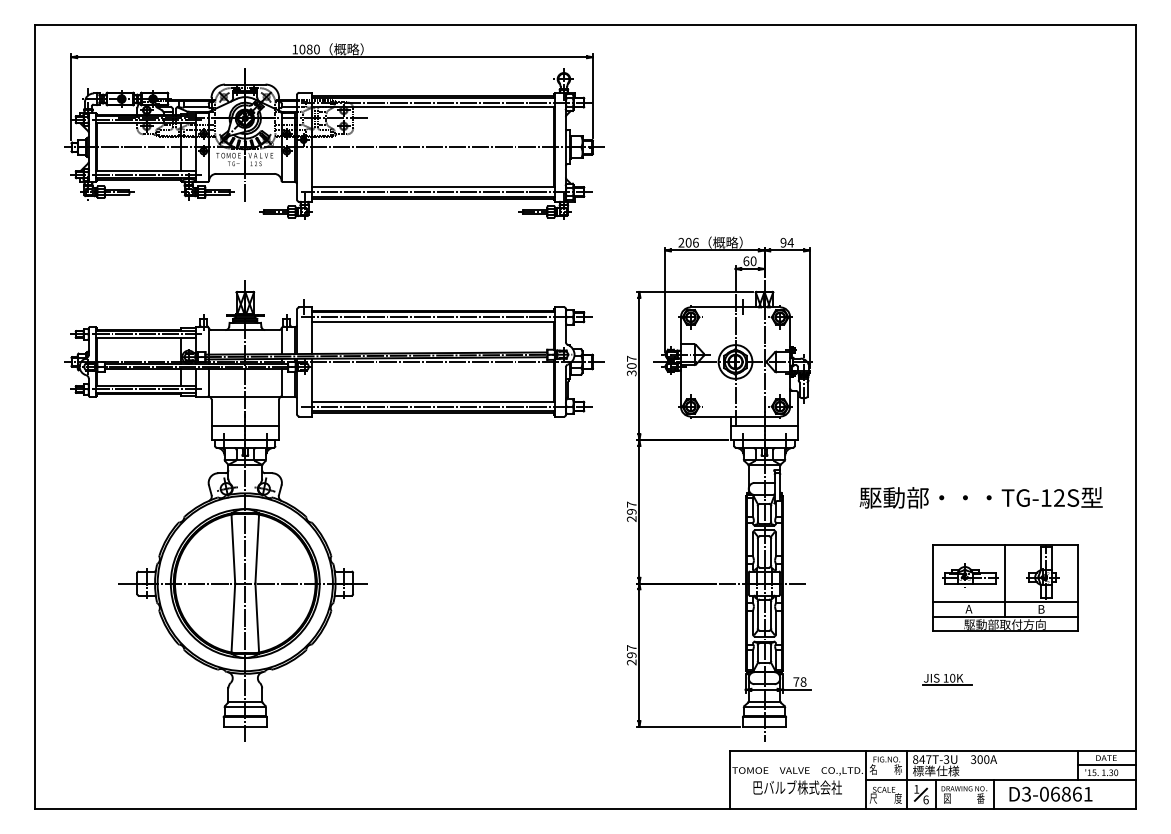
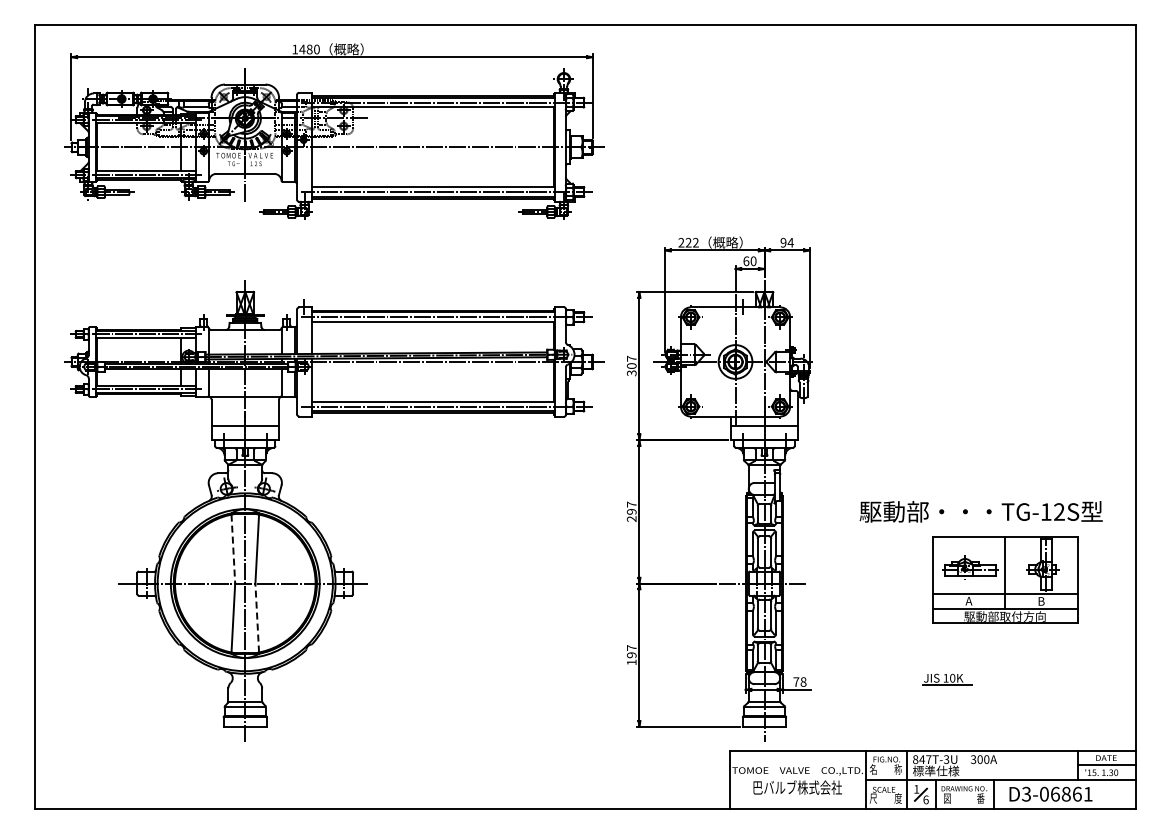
text: 1080 -> 1480 (302, 49)
text: 206 -> 222 (691, 242)
text position: (980, 497) -> (980, 511) (980, 511)
line: solid -> dashed (233, 549)
part position: (1005, 587) -> (1005, 579) (1005, 579)
line: solid -> dashed (257, 618)
text: 297 -> 197 (631, 662)
